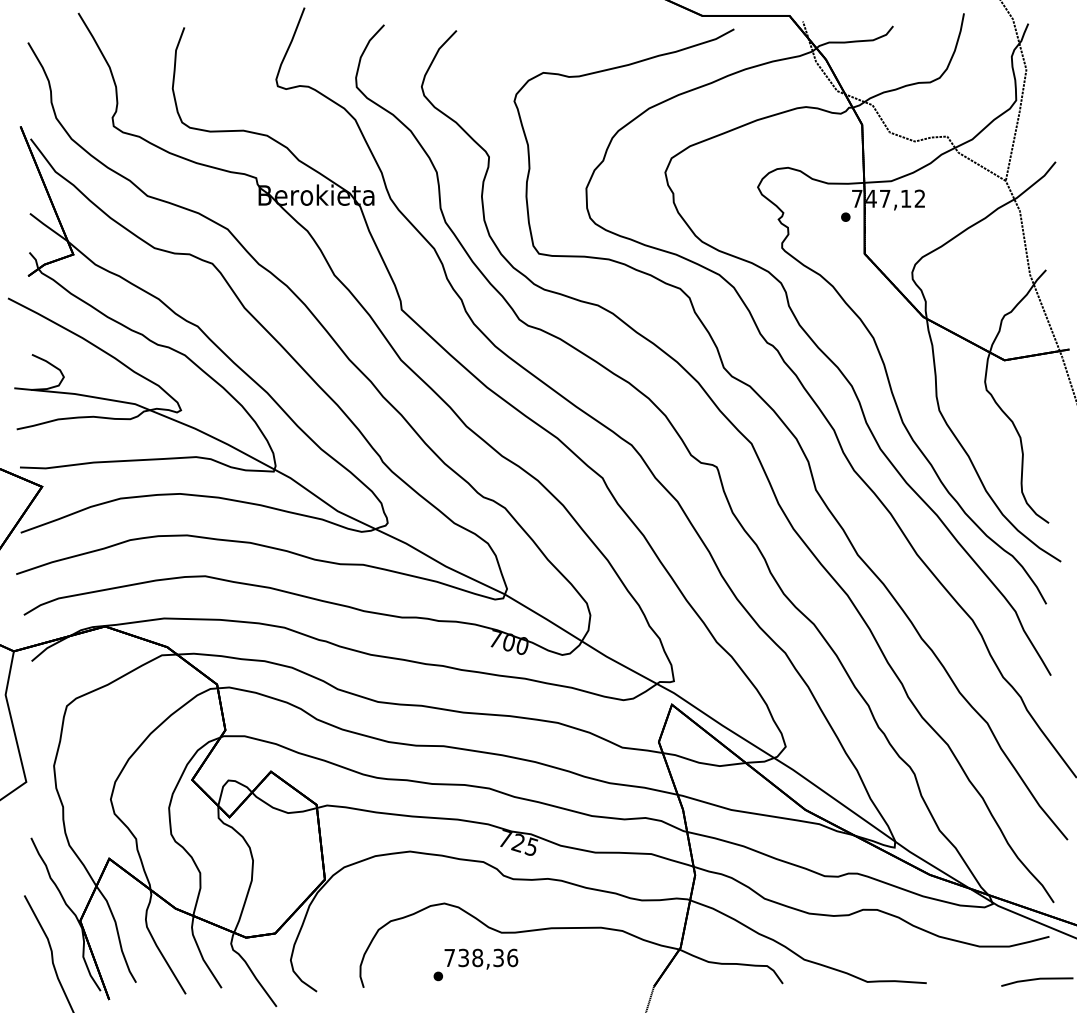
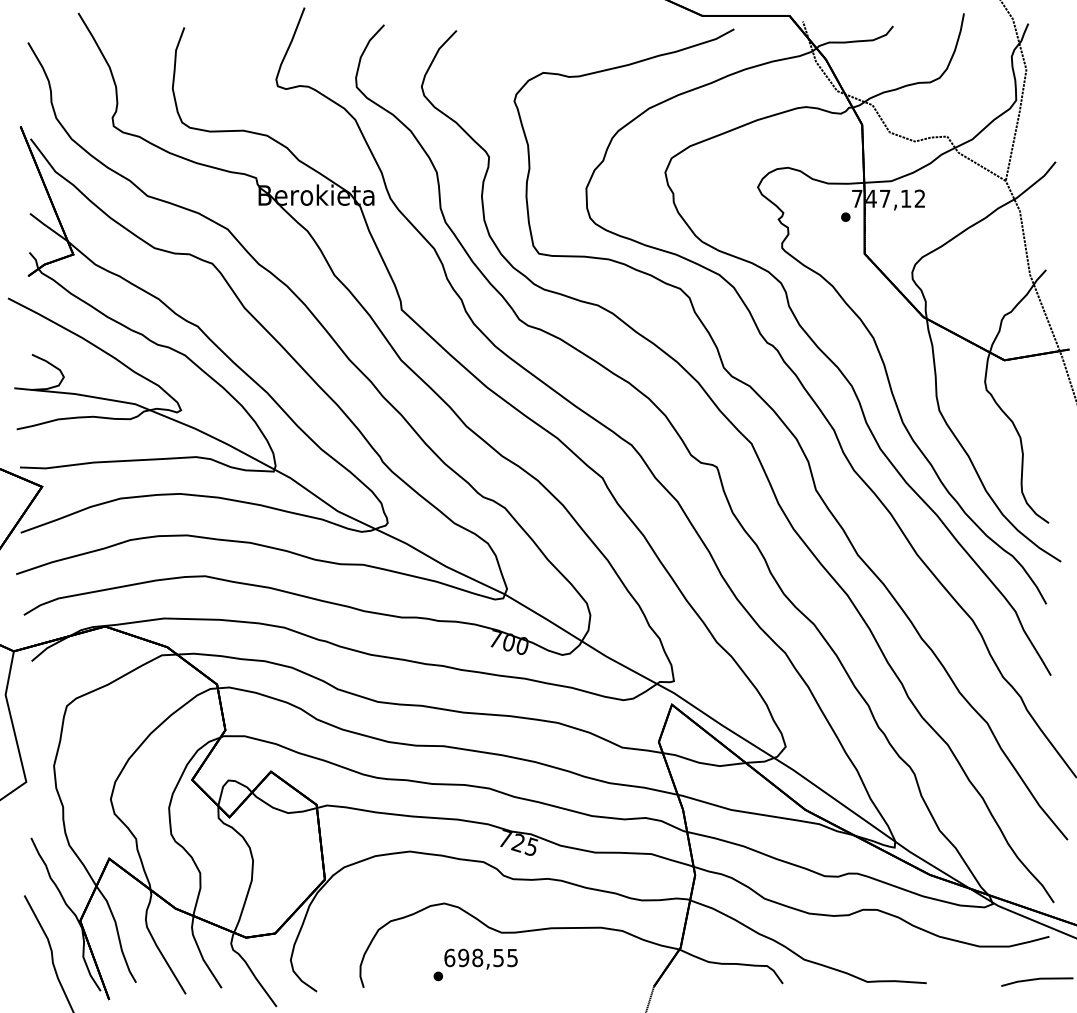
text: 738,36 -> 698,55 (481, 957)
